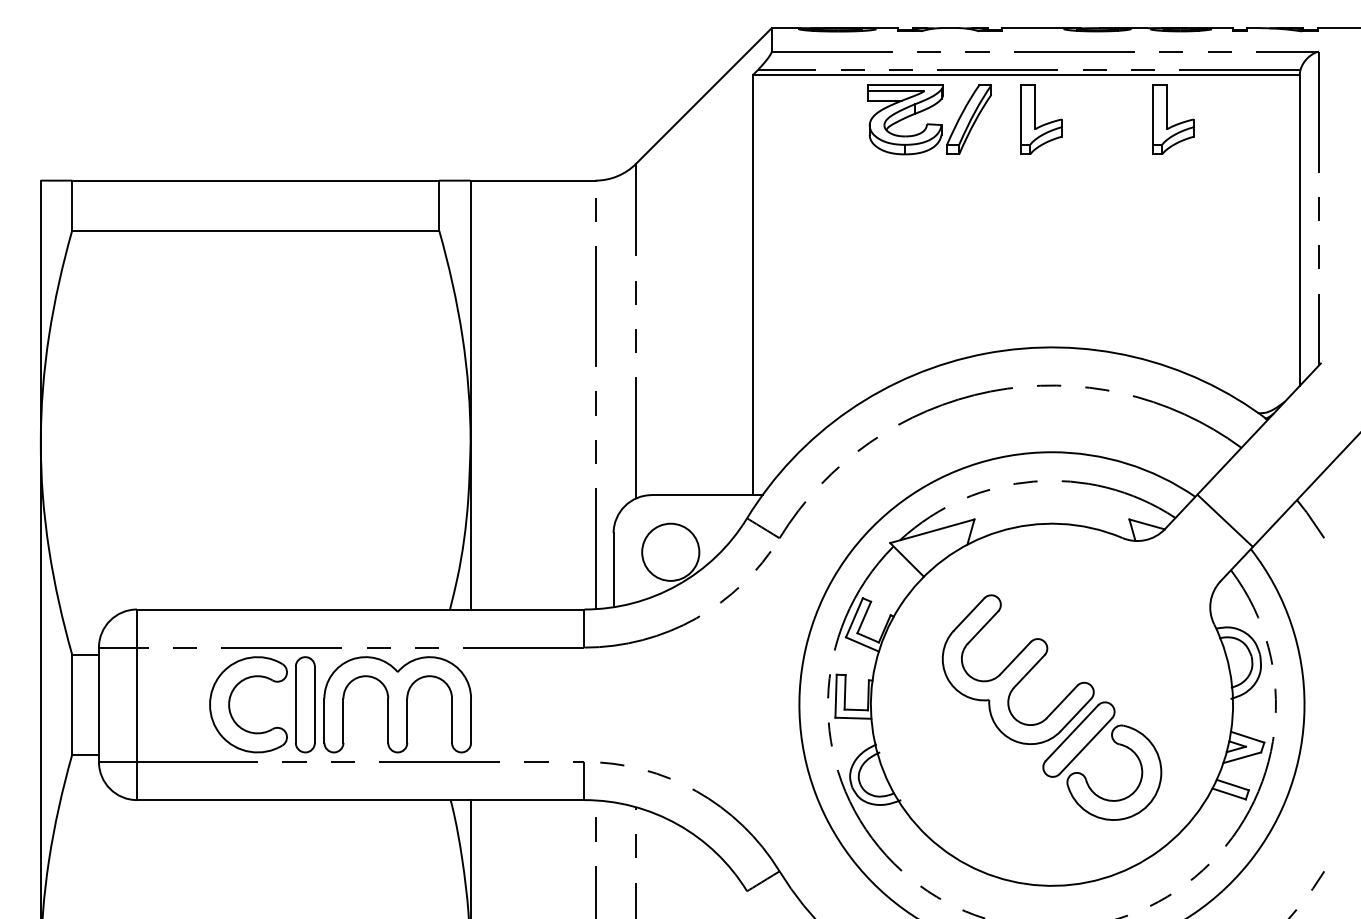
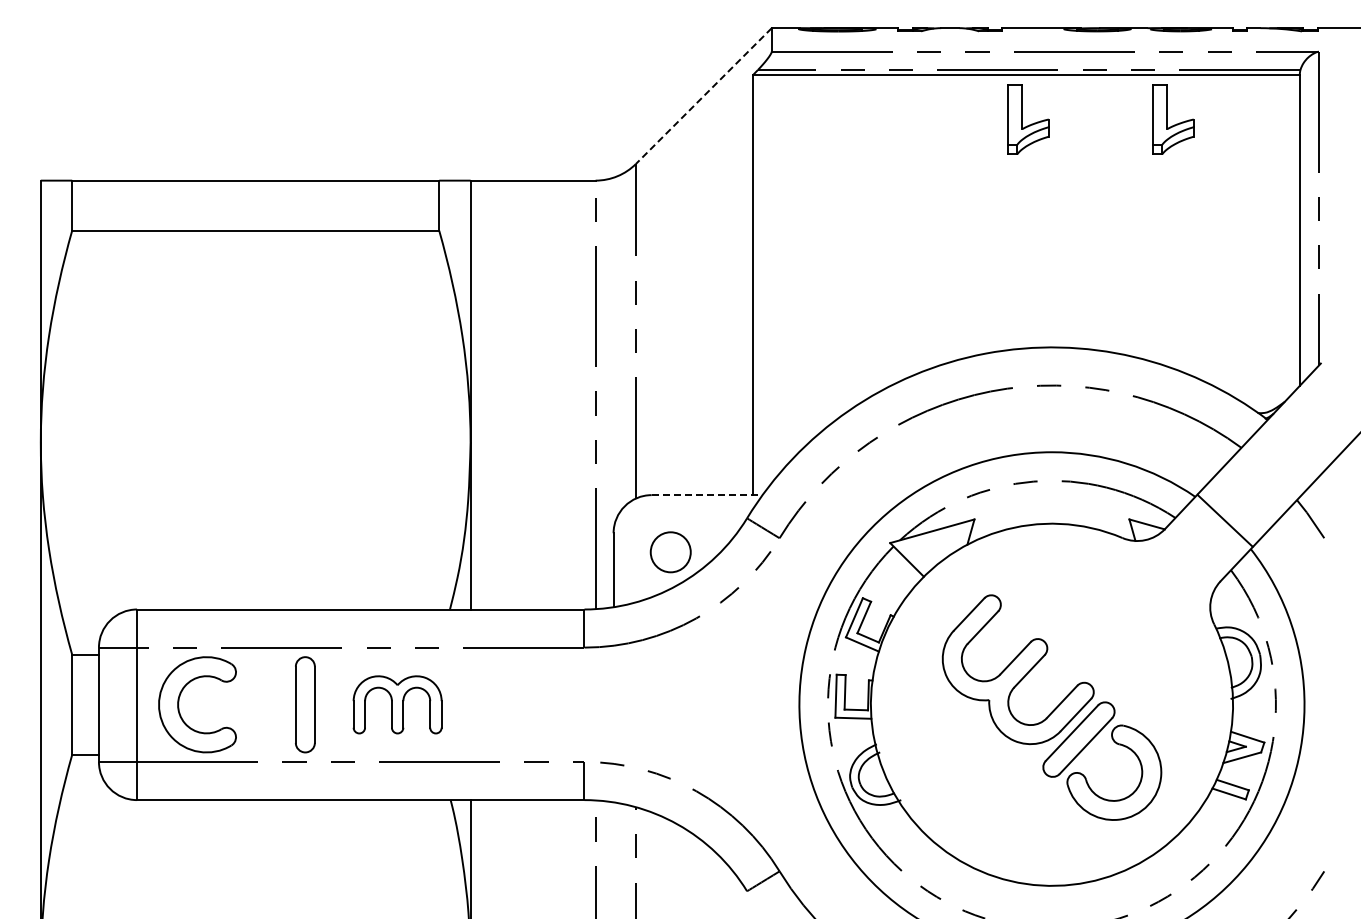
line: solid -> dashed (703, 96)
part: present -> none (929, 119)
part position: (1041, 119) -> (1028, 119) (1028, 119)
line: solid -> dashed (707, 495)
circle diameter: 57 px -> 40 px (670, 552)
part position: (230, 704) -> (179, 704) (179, 704)
part size: 149x98 px -> 91x60 px (397, 704)
